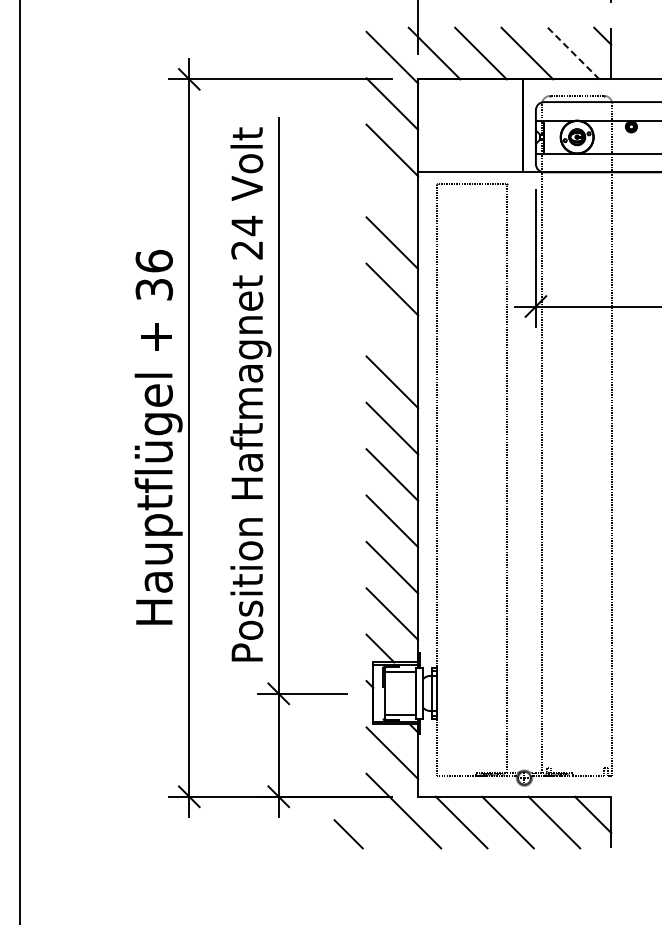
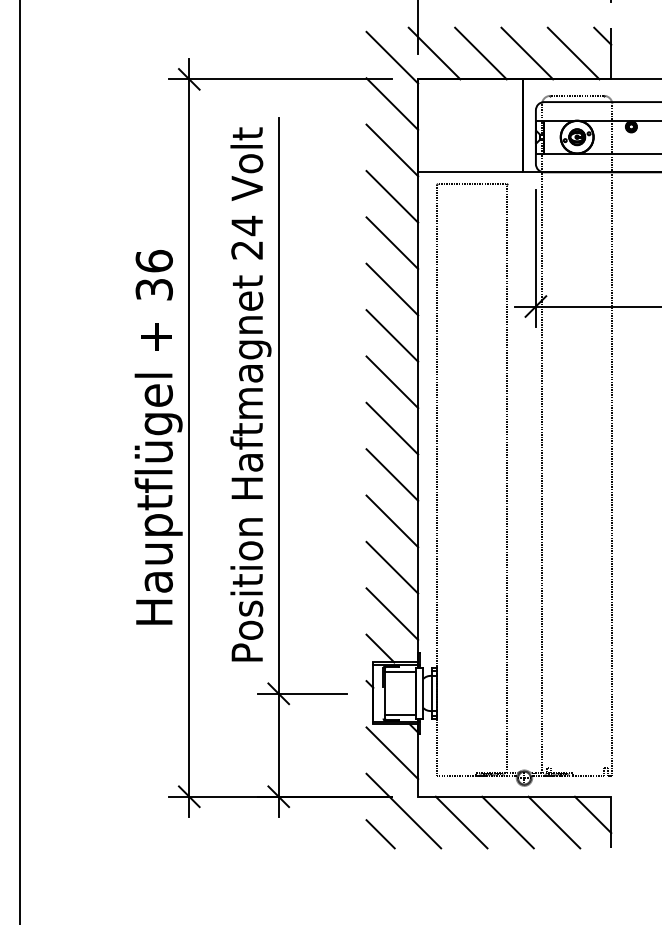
line: dashed -> solid (573, 53)
line: none -> present (392, 196)
line: none -> present (392, 335)
line position: (348, 834) -> (380, 834) (380, 834)
